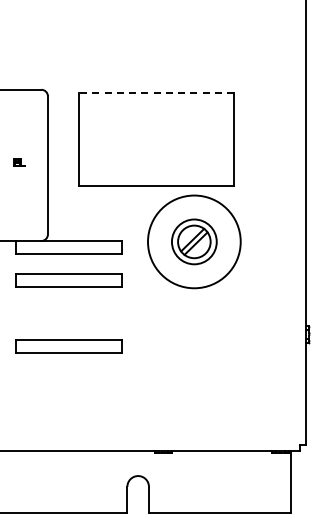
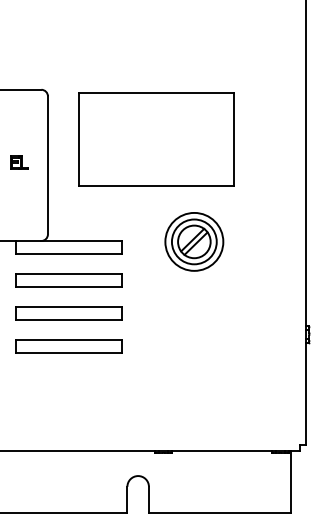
line: dashed -> solid (156, 92)
part size: 13x9 px -> 19x15 px (19, 162)
circle diameter: 93 px -> 58 px (194, 241)
part: none -> present (68, 313)
